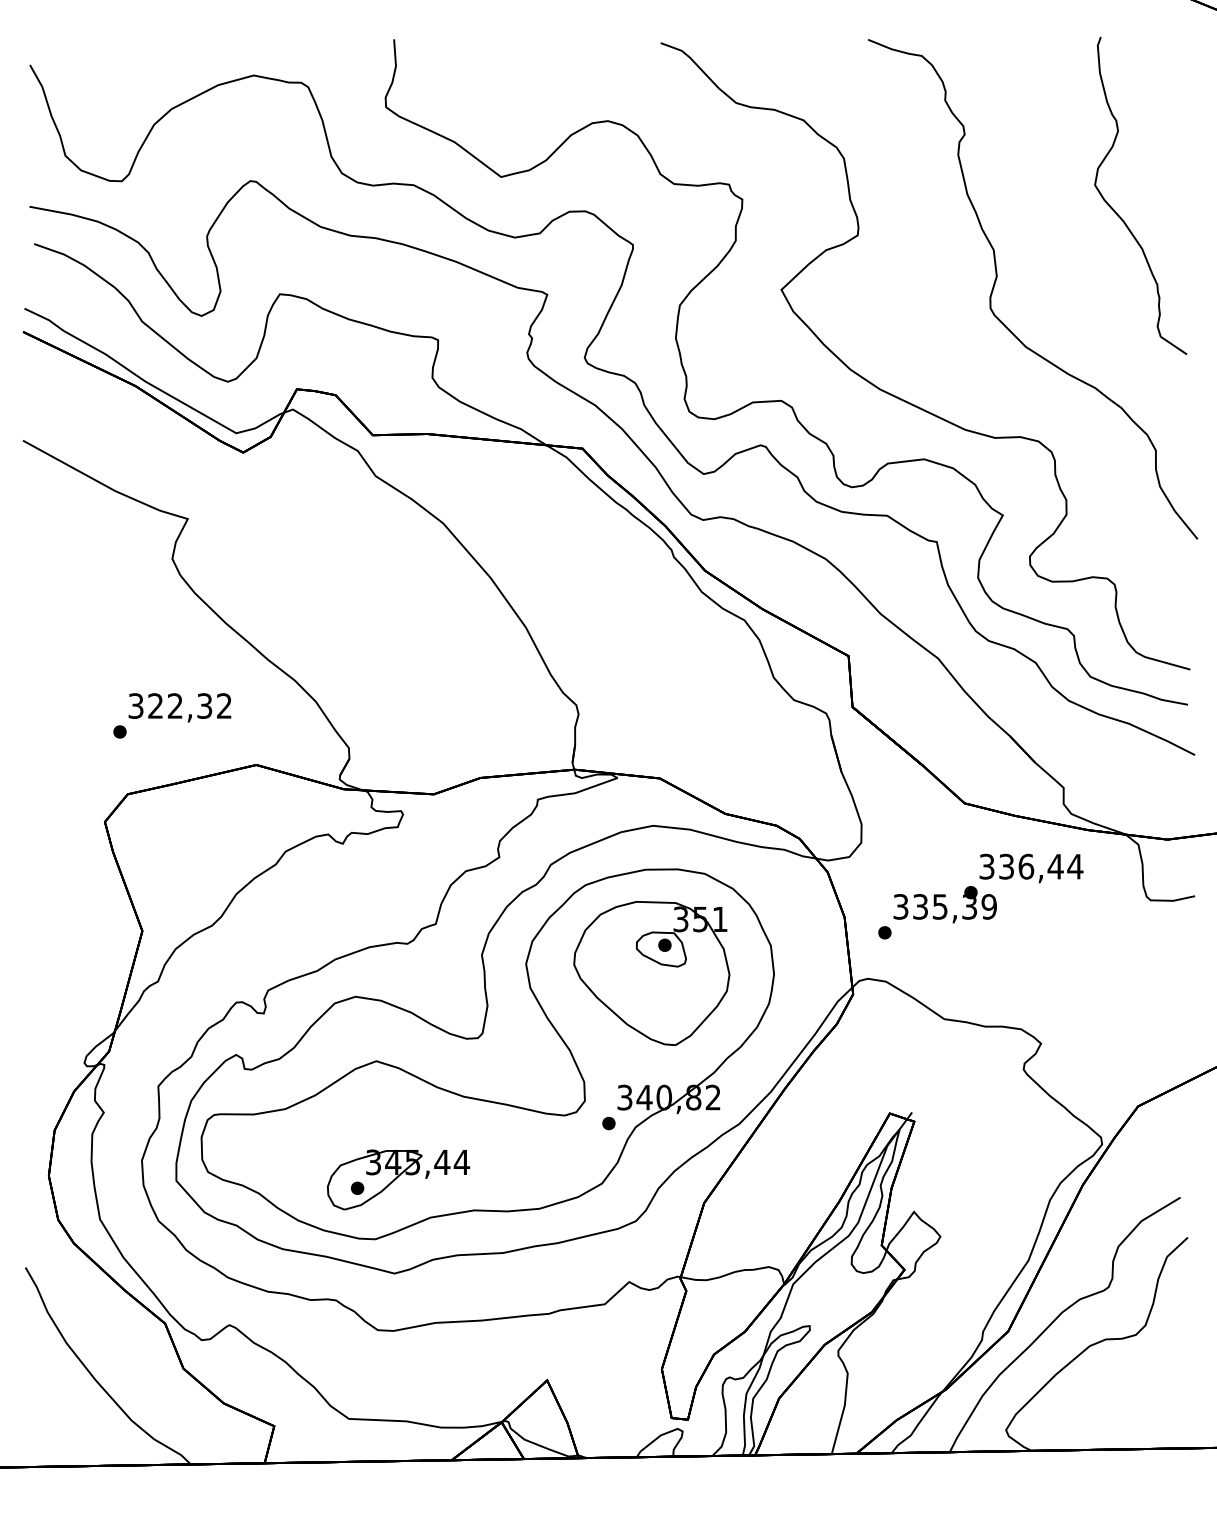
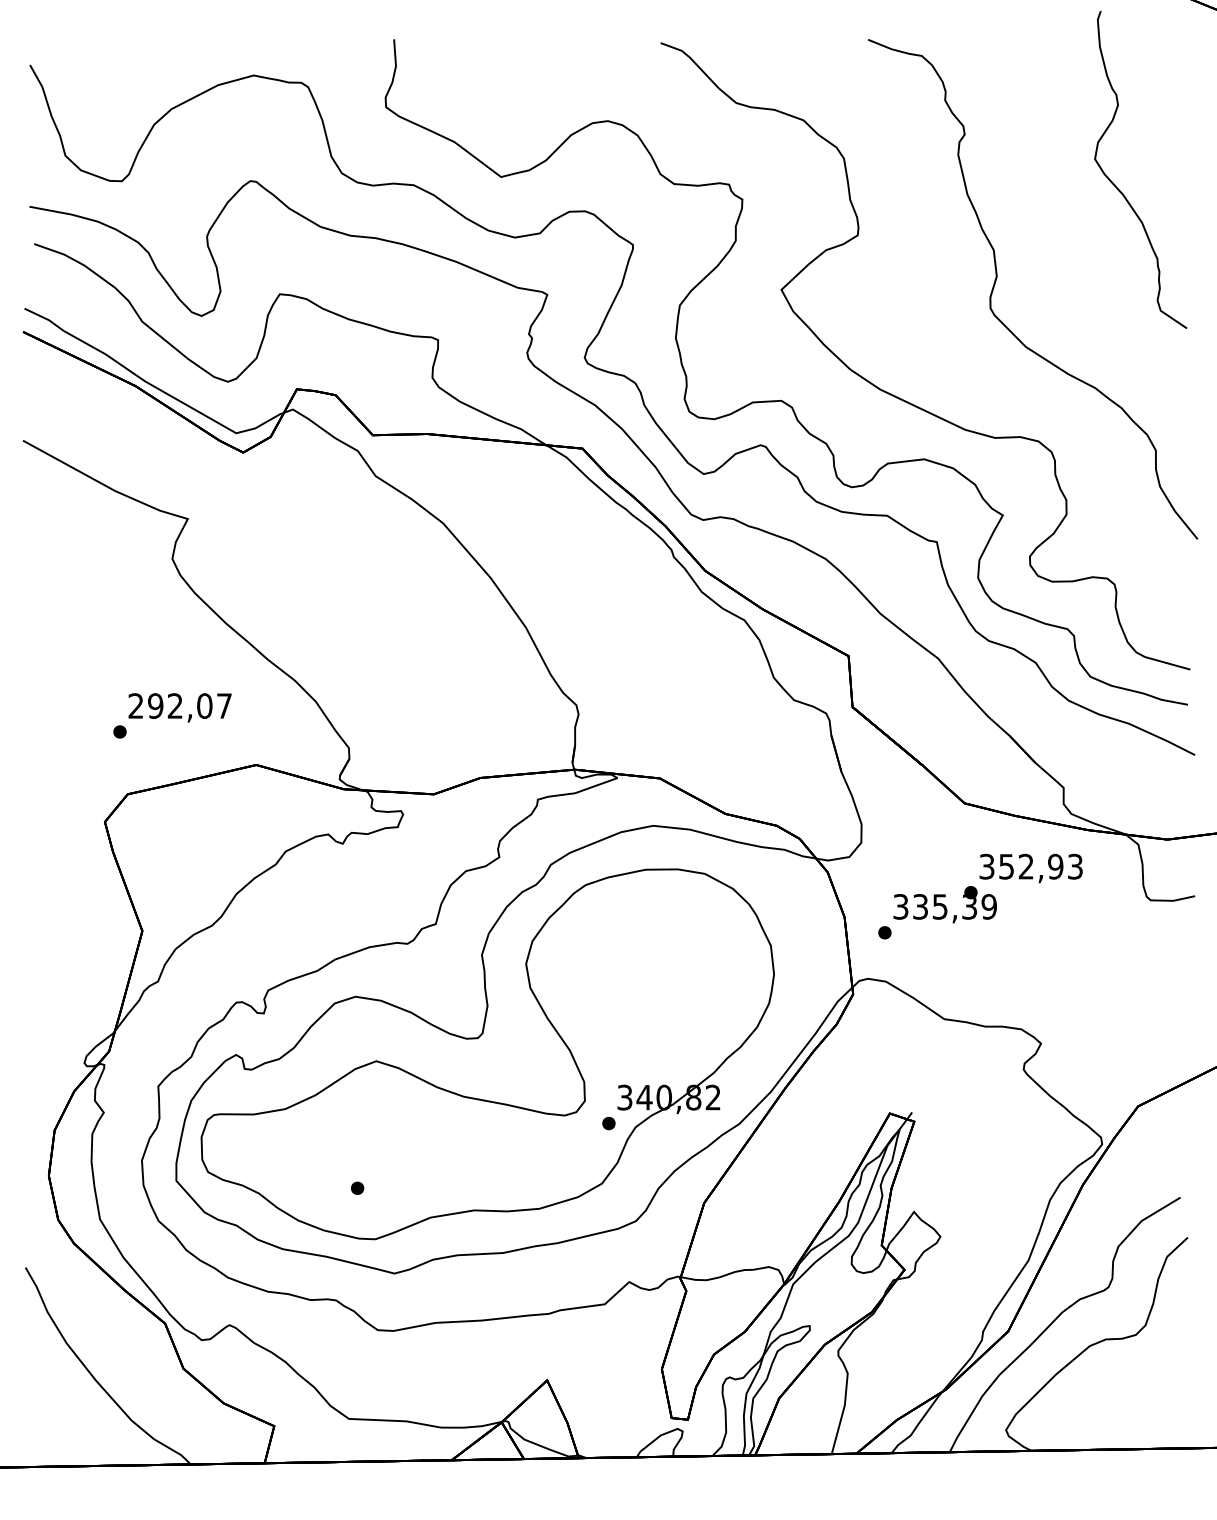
part position: (1119, 215) -> (1119, 189) (1119, 189)
text: 322,32 -> 292,07 (179, 705)
text: 336,44 -> 352,93 (1041, 866)
part: present -> none (651, 973)
part: present -> none (398, 1179)
